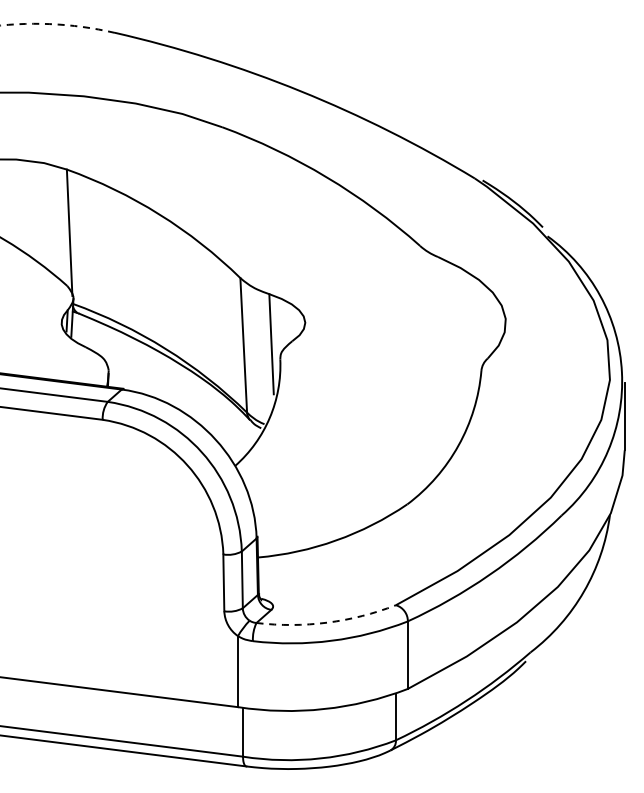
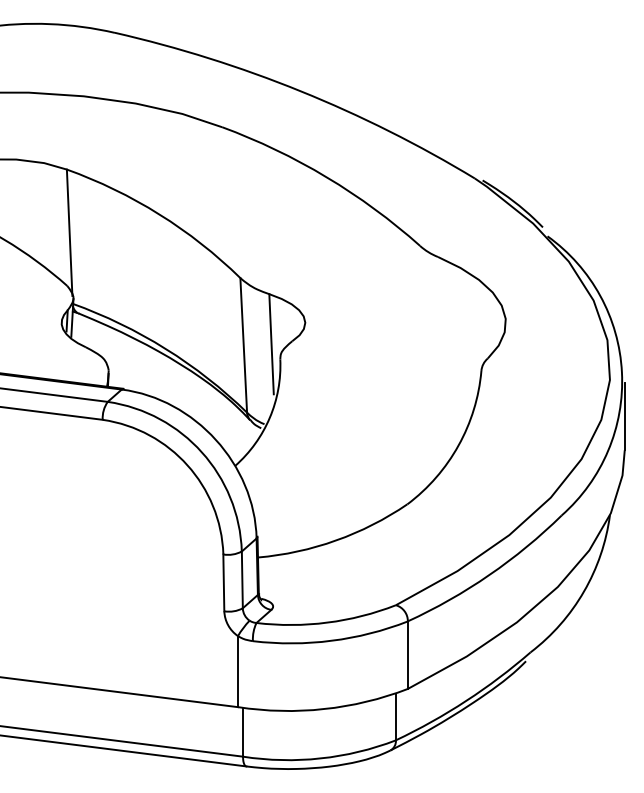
arc: dashed -> solid (57, 24)
arc: dashed -> solid (327, 622)
